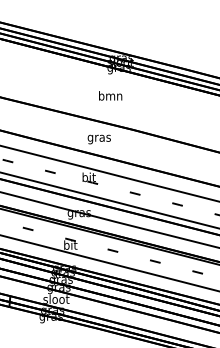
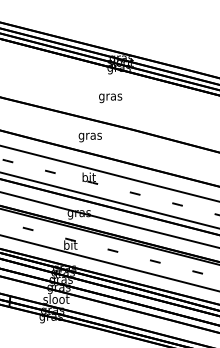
text: bmn -> gras (110, 97)
text position: (98, 139) -> (89, 137) (89, 137)
